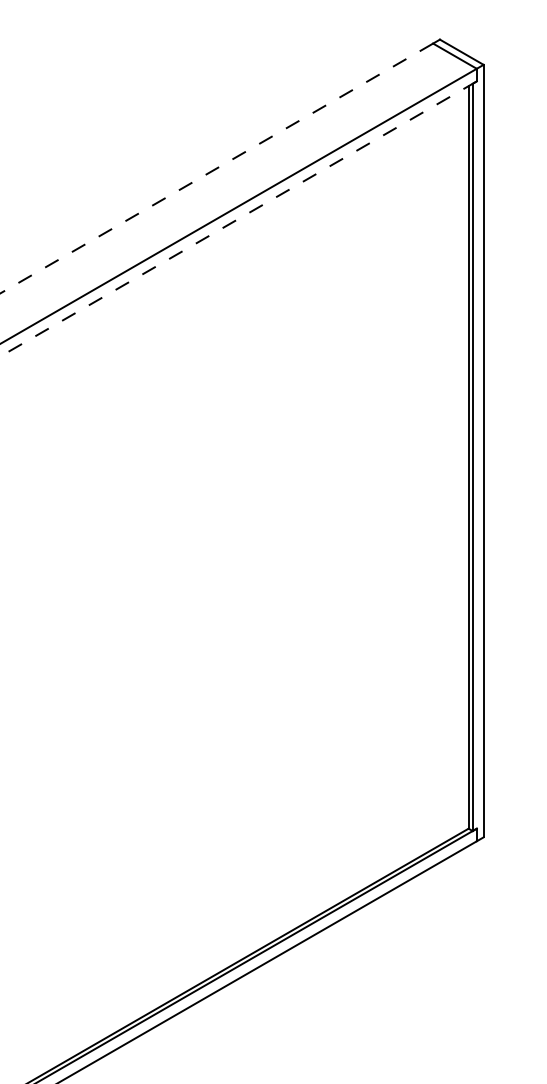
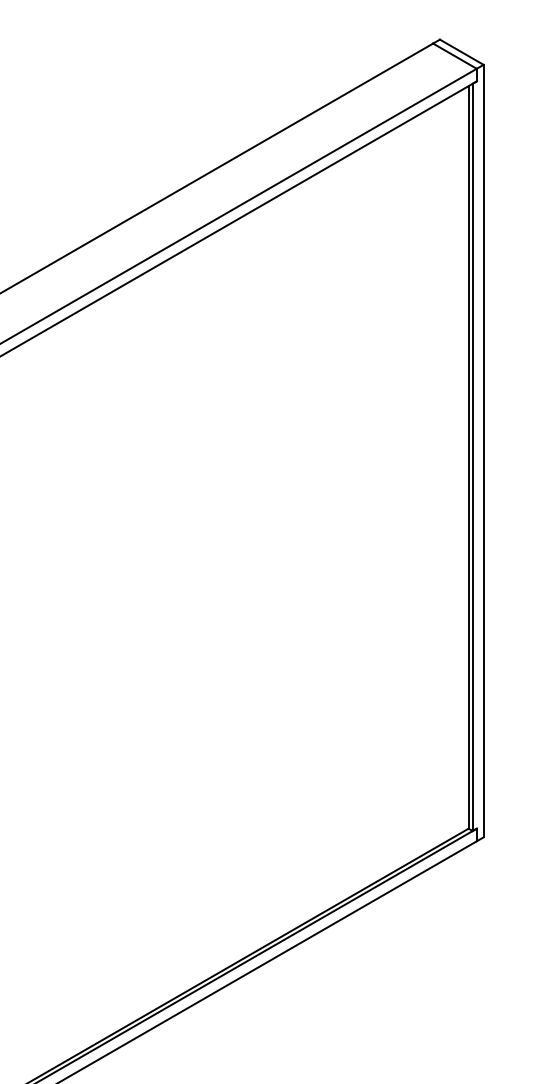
line: dashed -> solid (216, 168)
line: dashed -> solid (238, 219)
